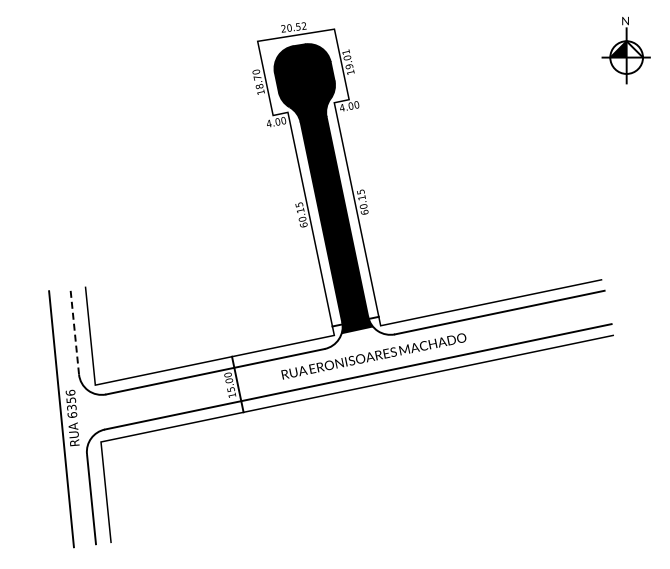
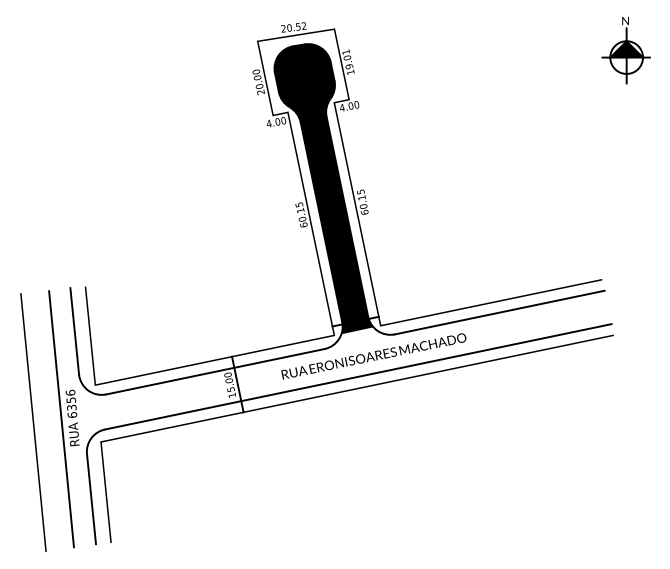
fill: none -> present (634, 49)
text: 18.70 -> 20.00 (258, 85)
line: dashed -> solid (74, 330)
line: none -> present (33, 422)
